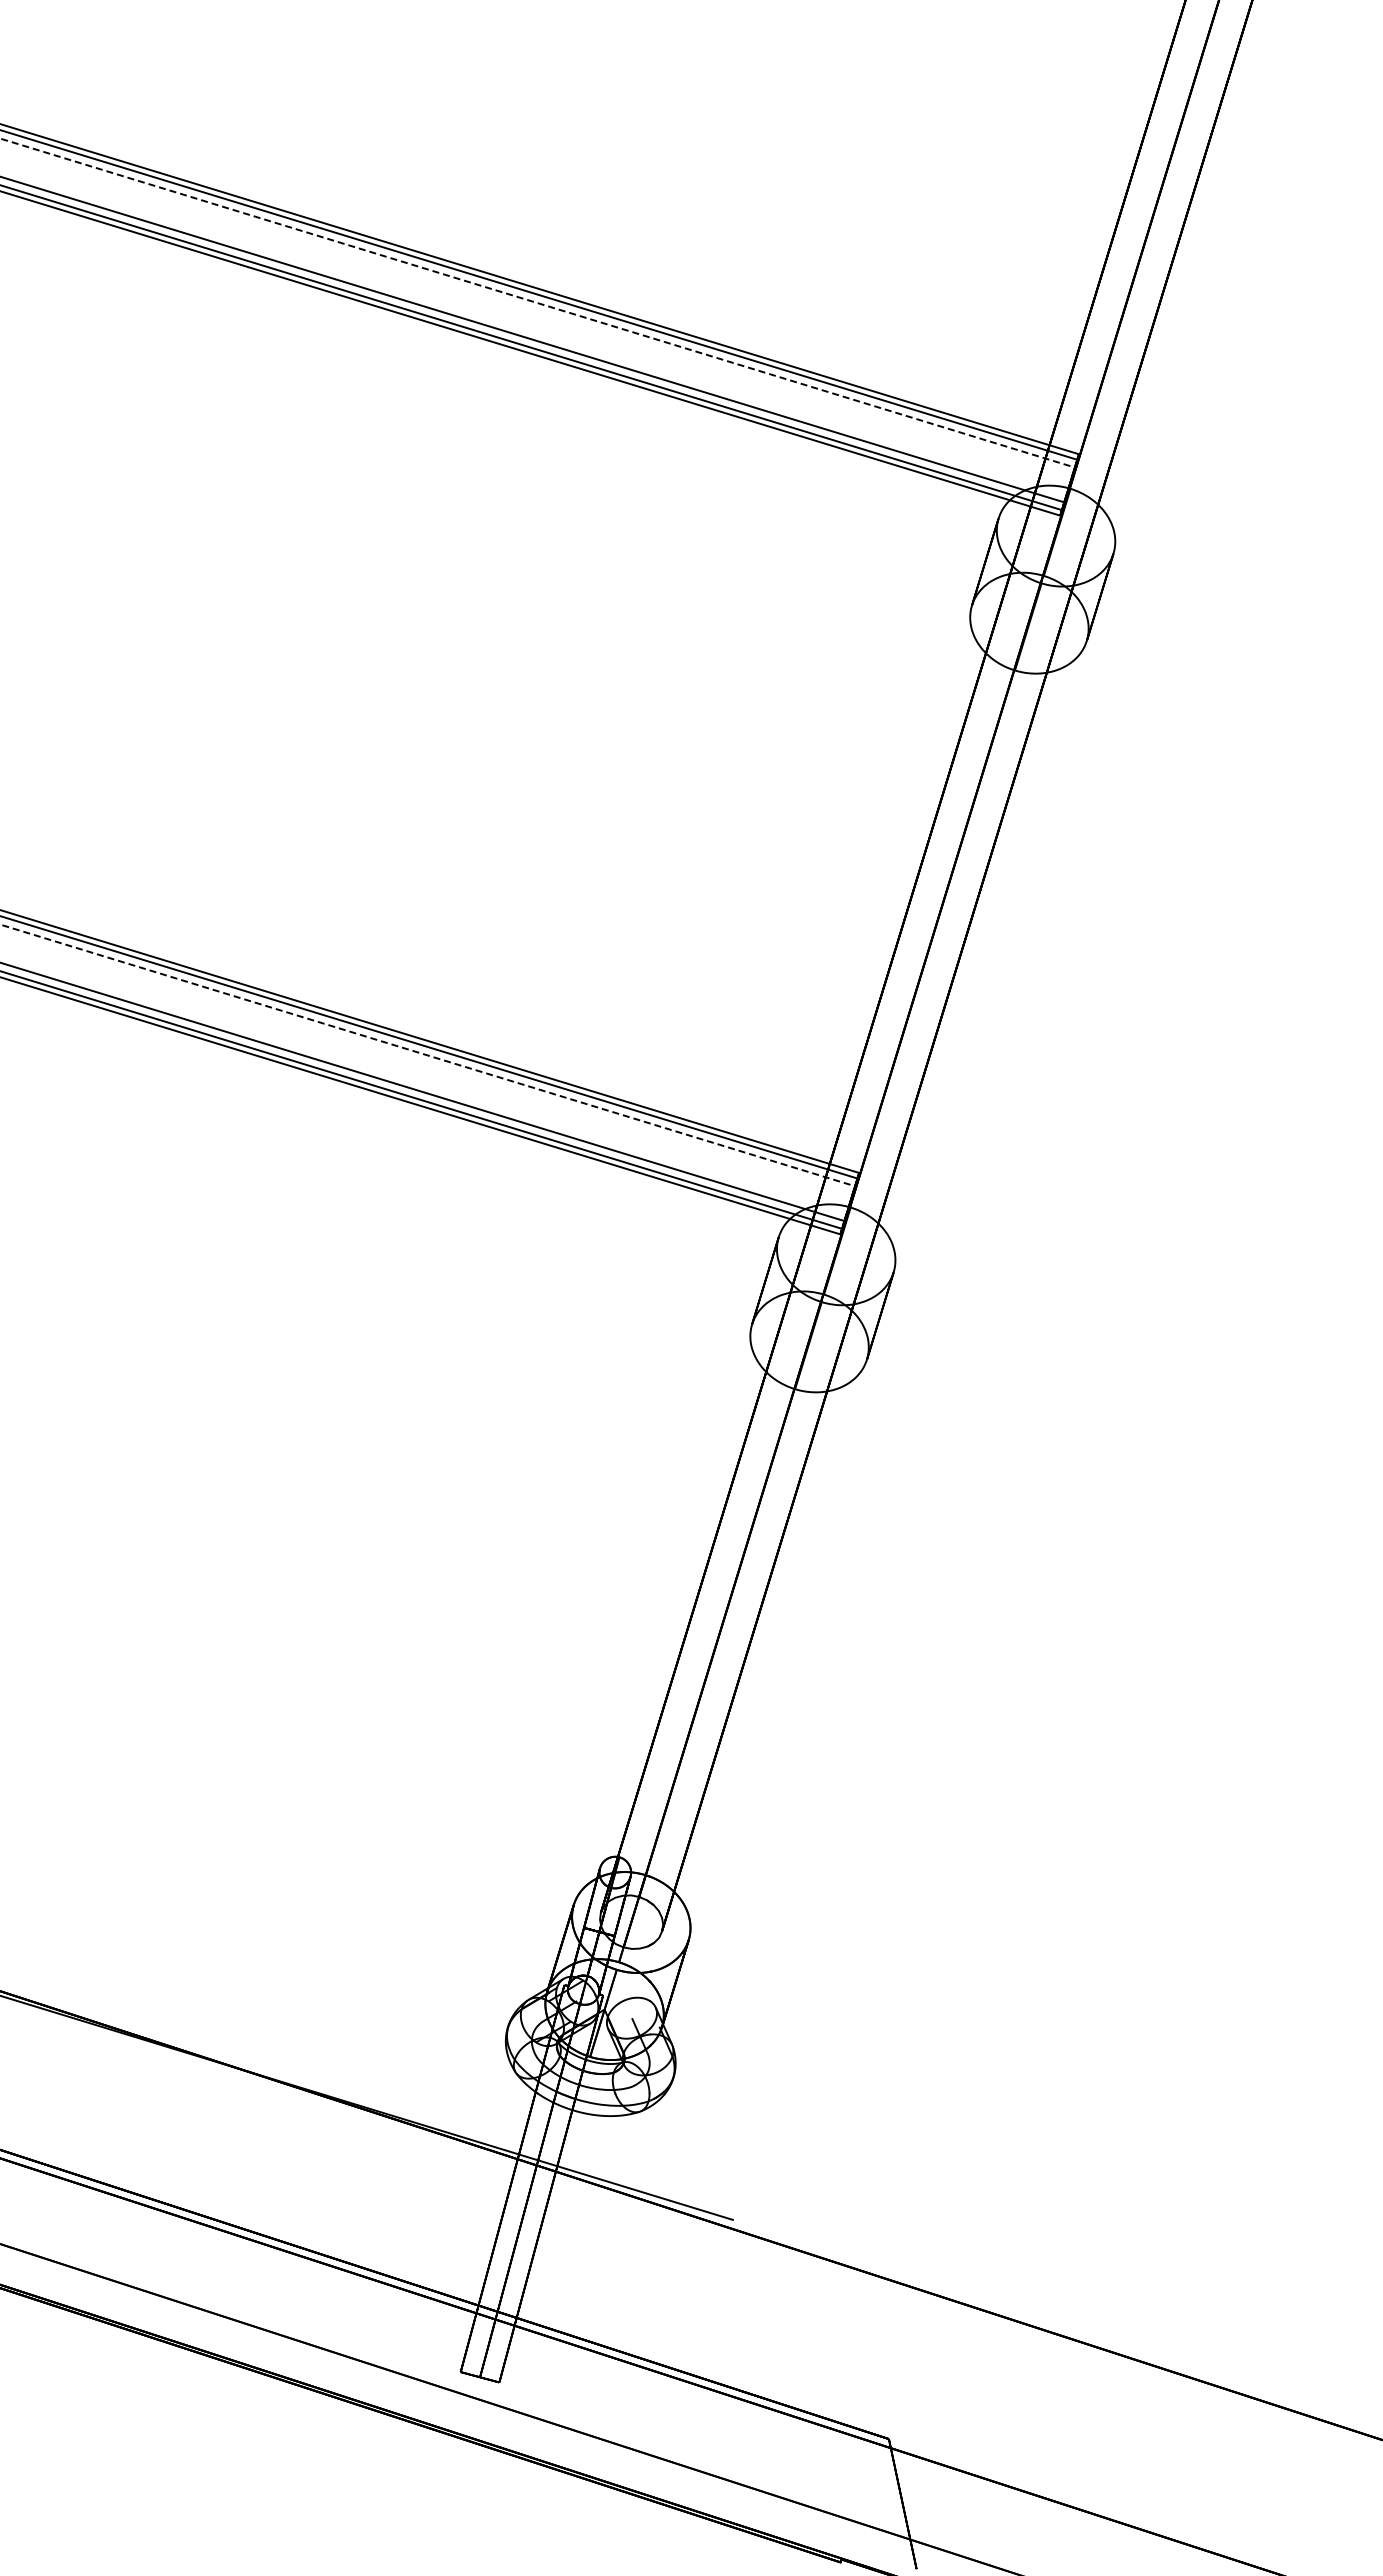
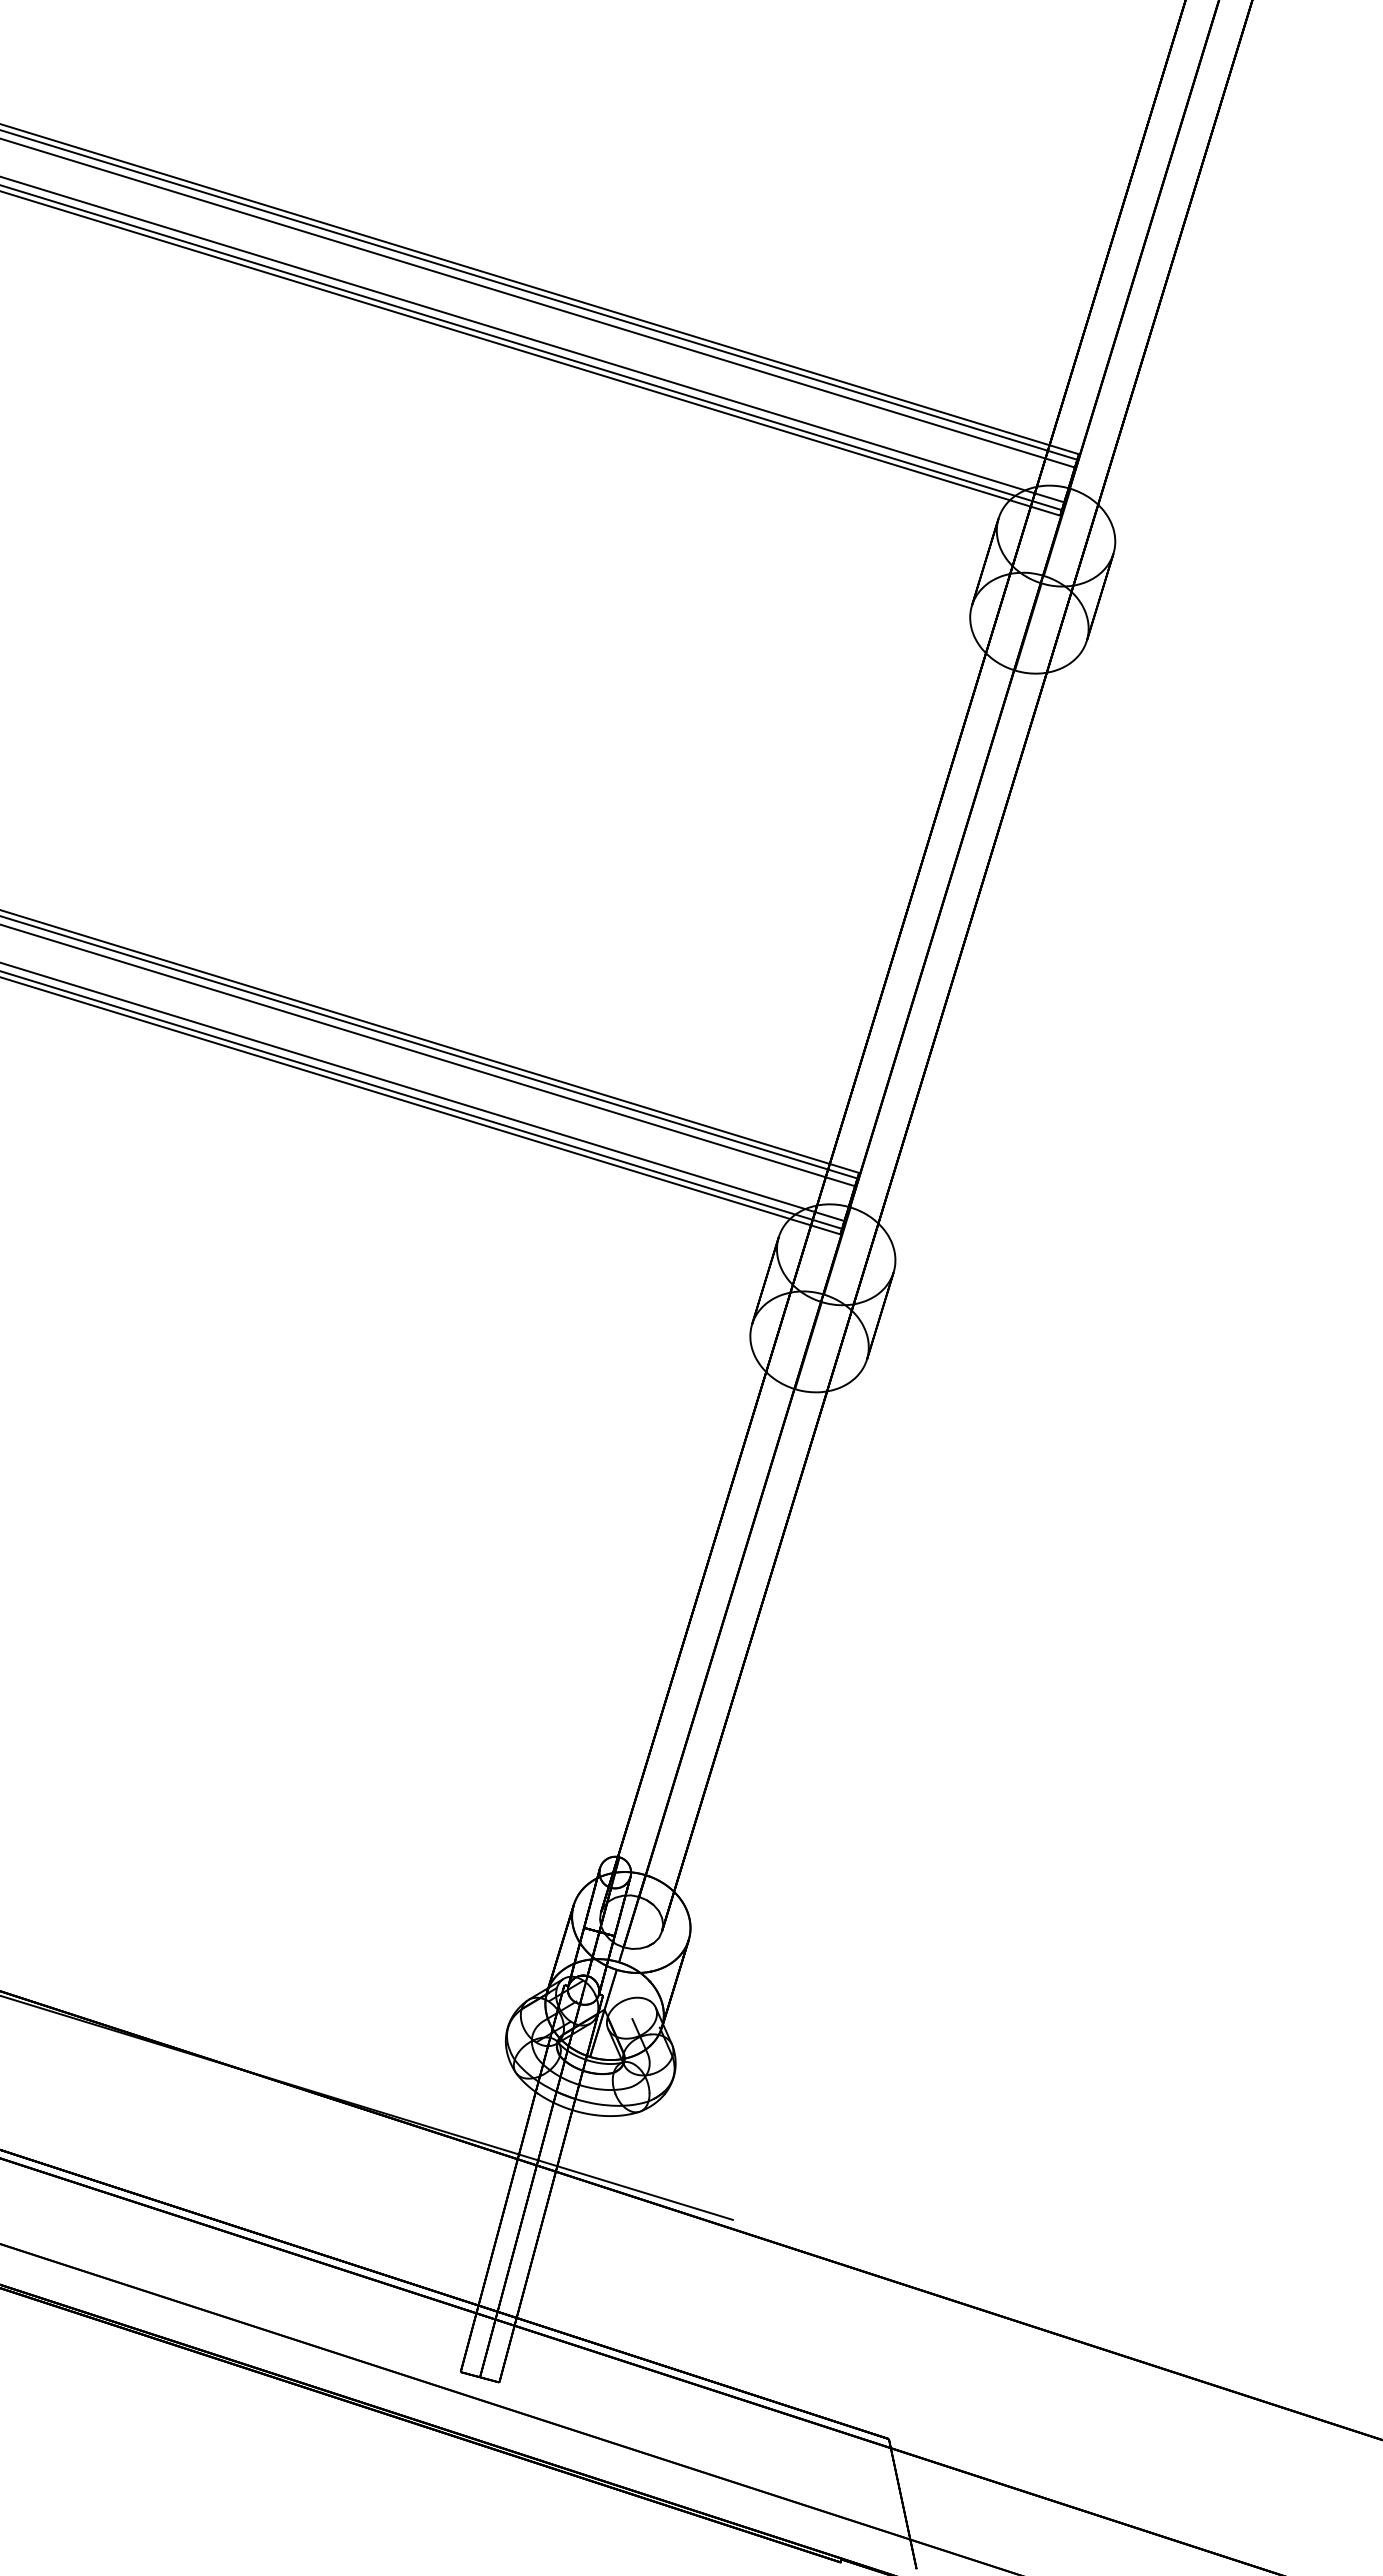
line: dashed -> solid (537, 303)
line: dashed -> solid (427, 1055)
